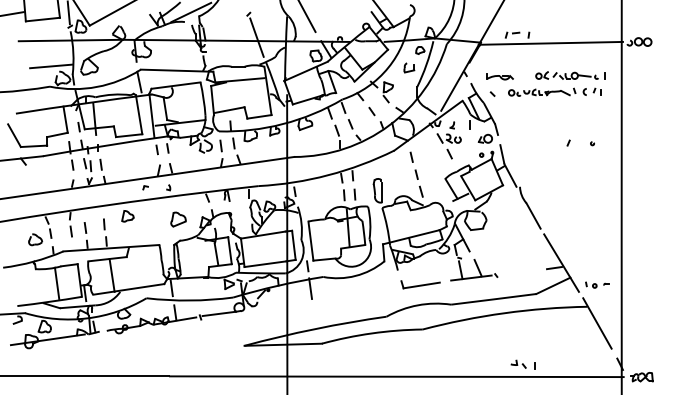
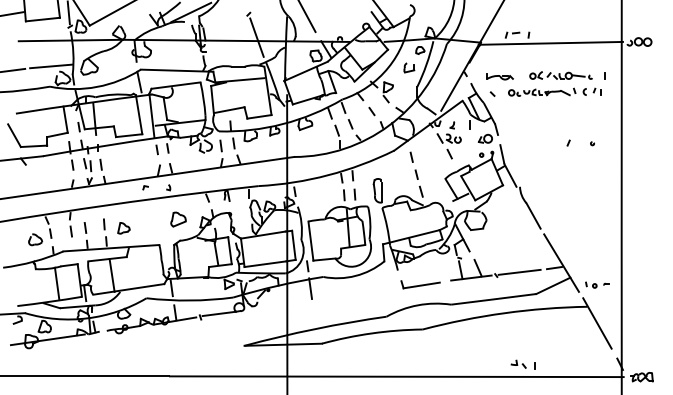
line: none -> present (13, 69)
part position: (566, 75) -> (560, 75) (560, 75)
part position: (127, 216) -> (123, 228) (123, 228)
line: none -> present (519, 271)
